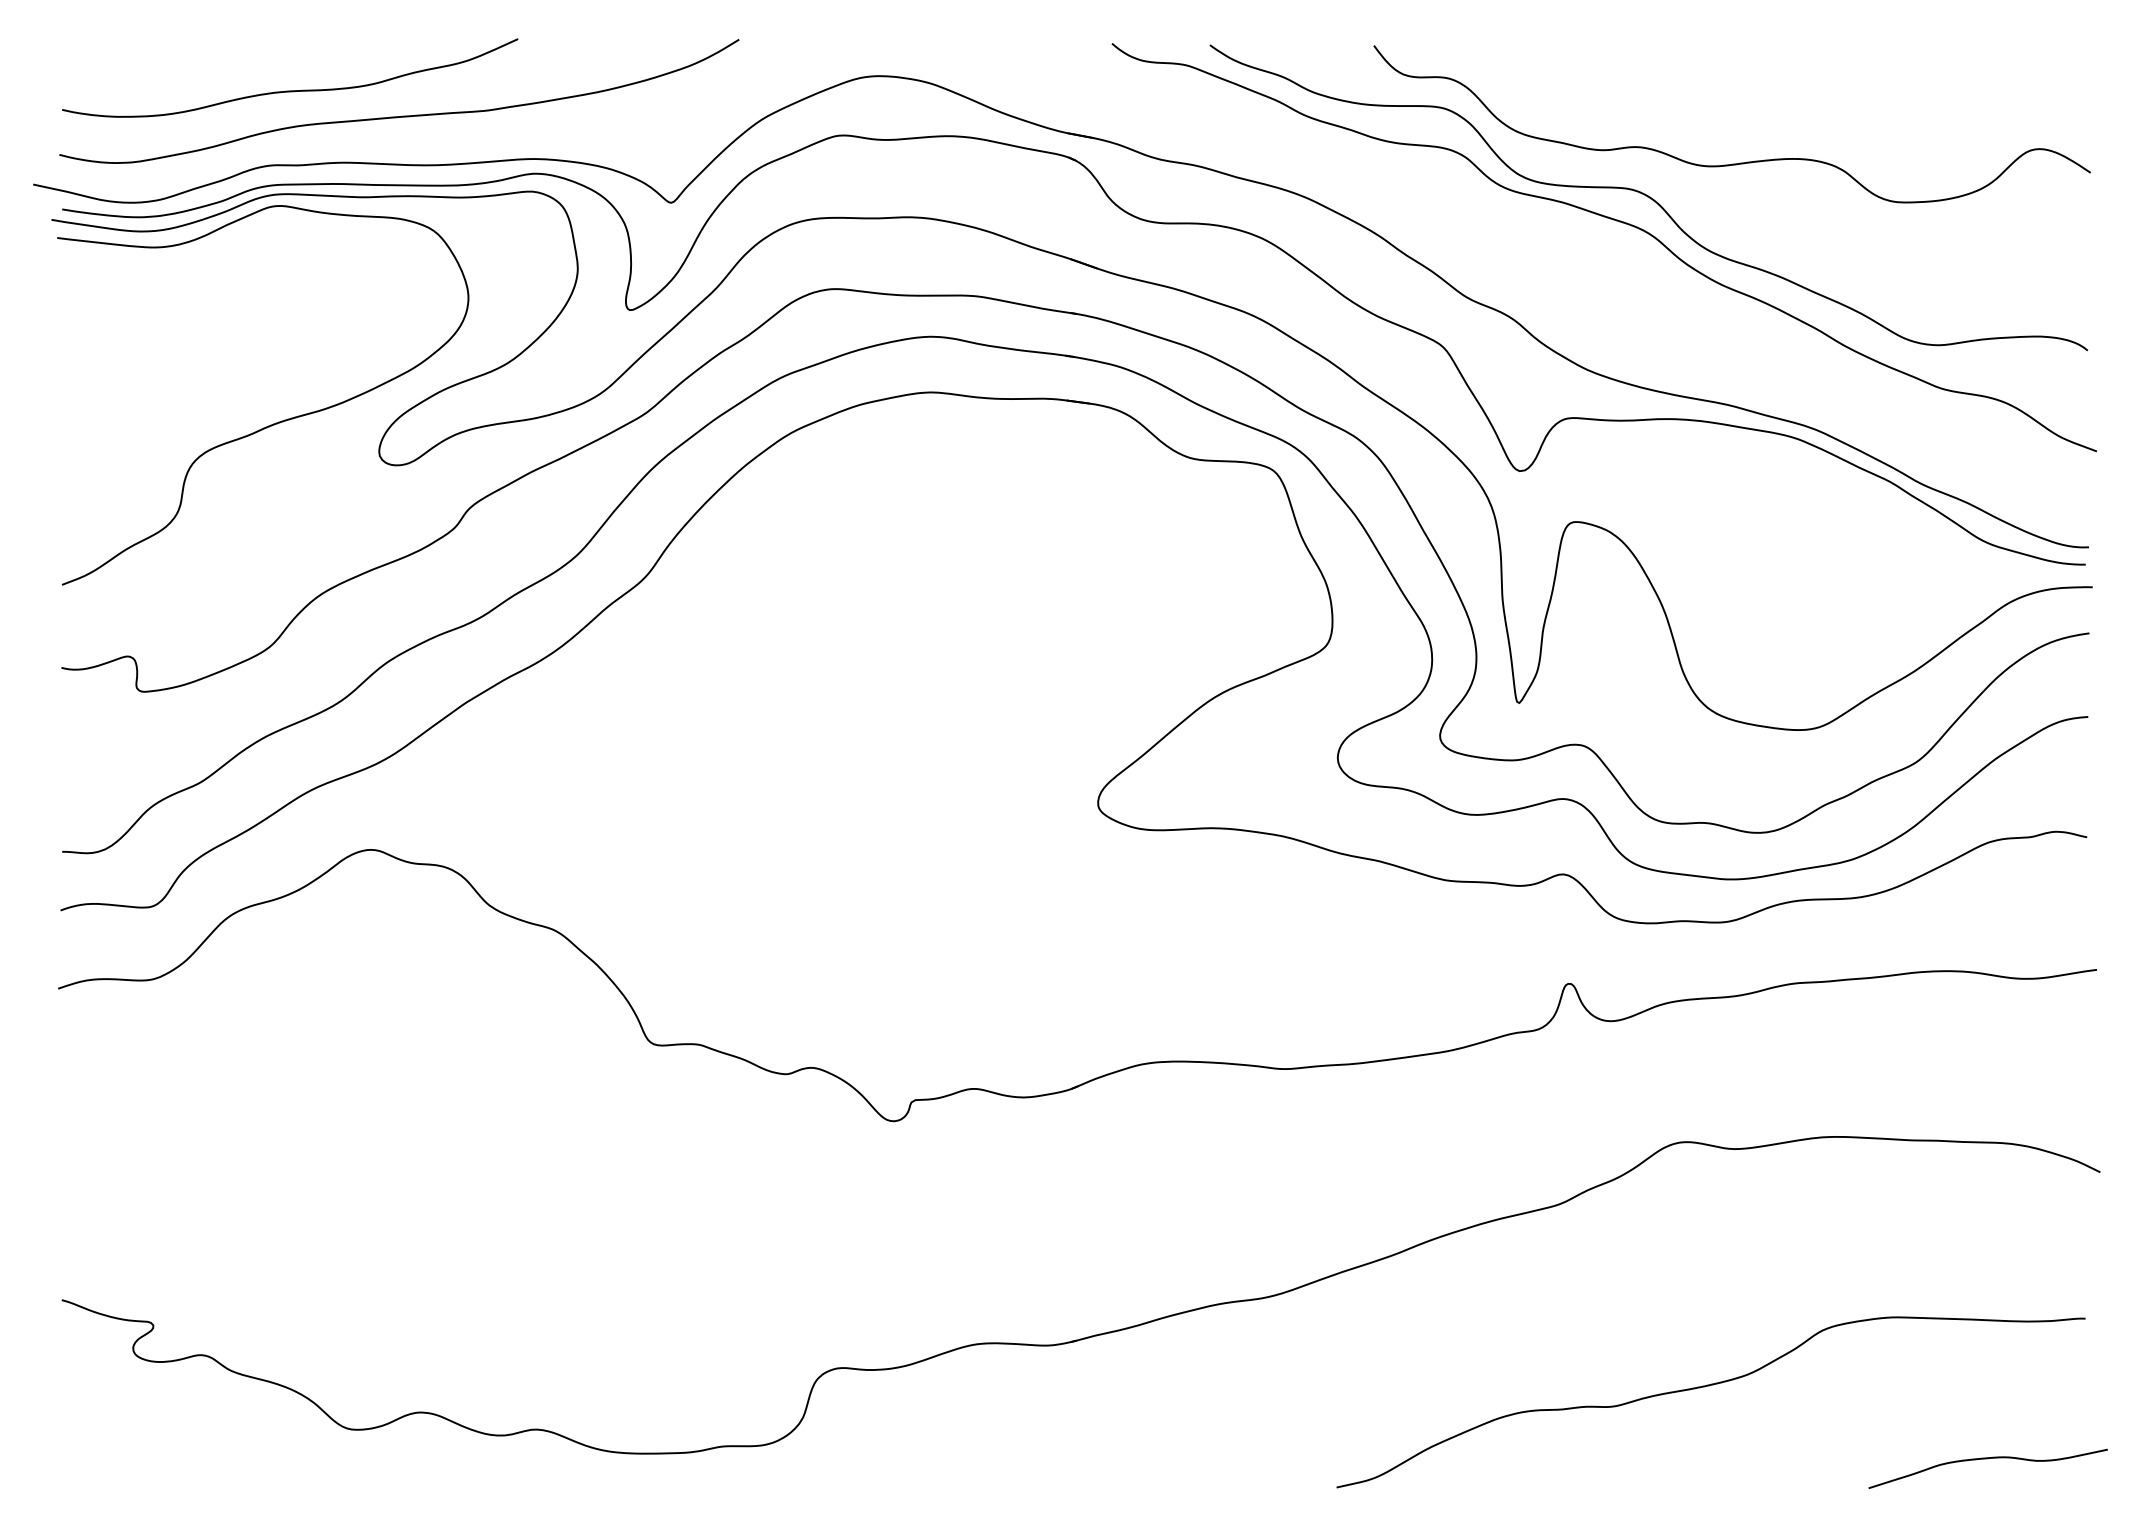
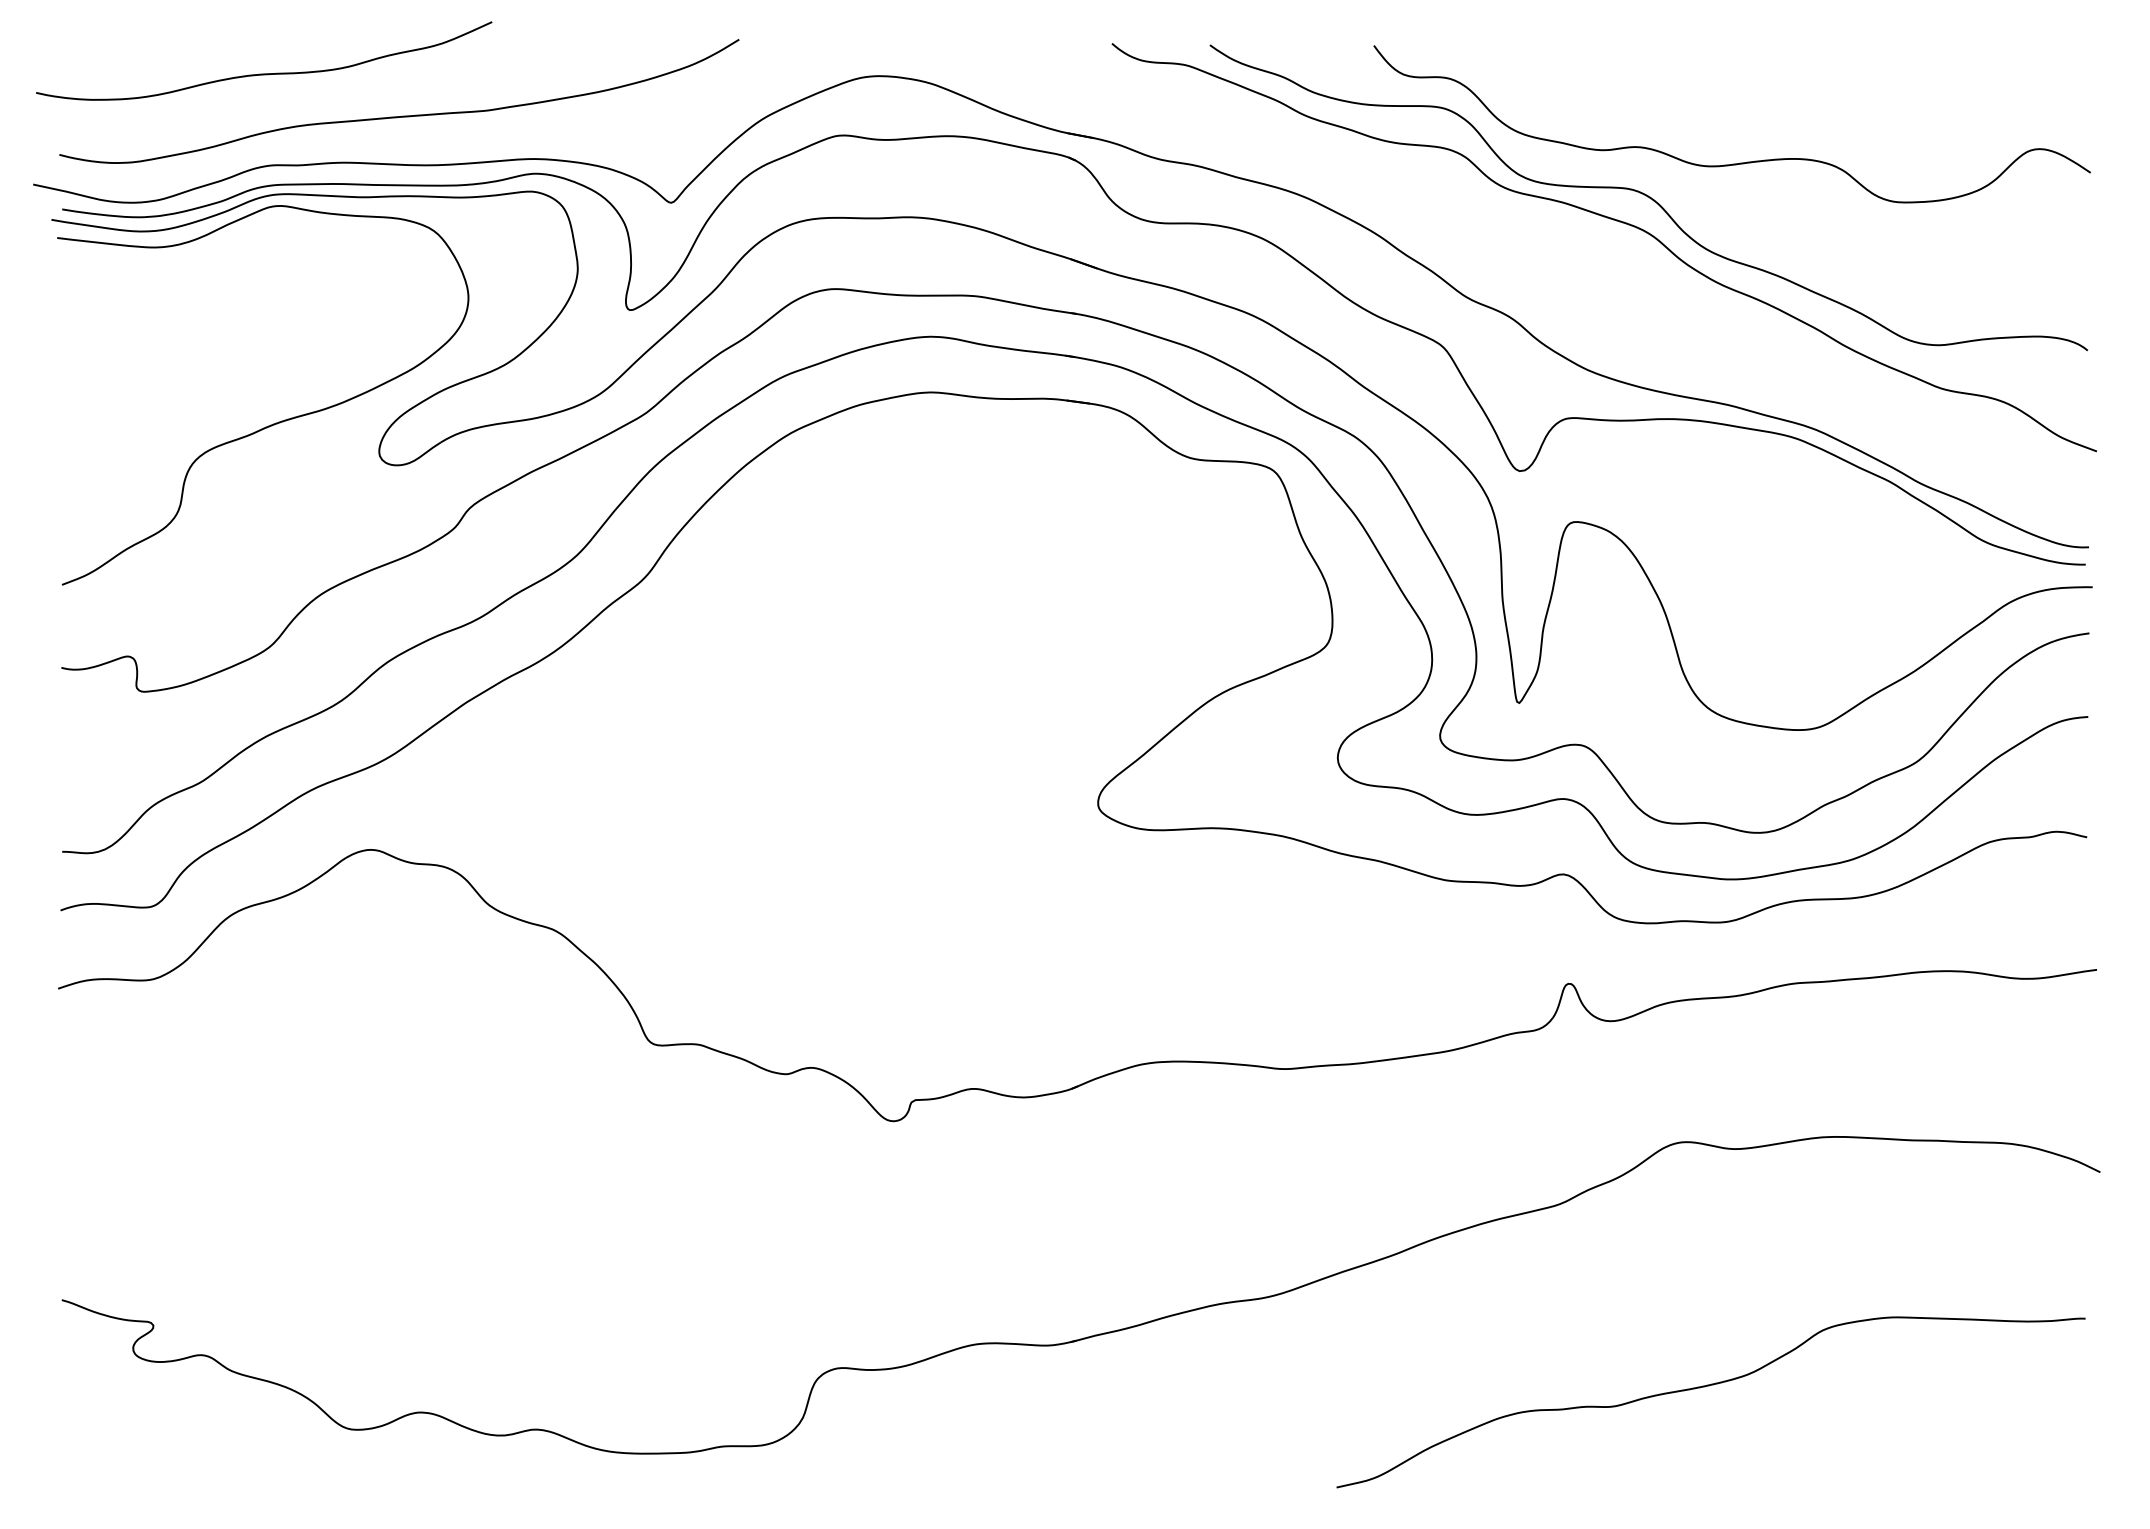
curve position: (290, 90) -> (264, 73) (264, 73)
curve: present -> none (1987, 1459)
